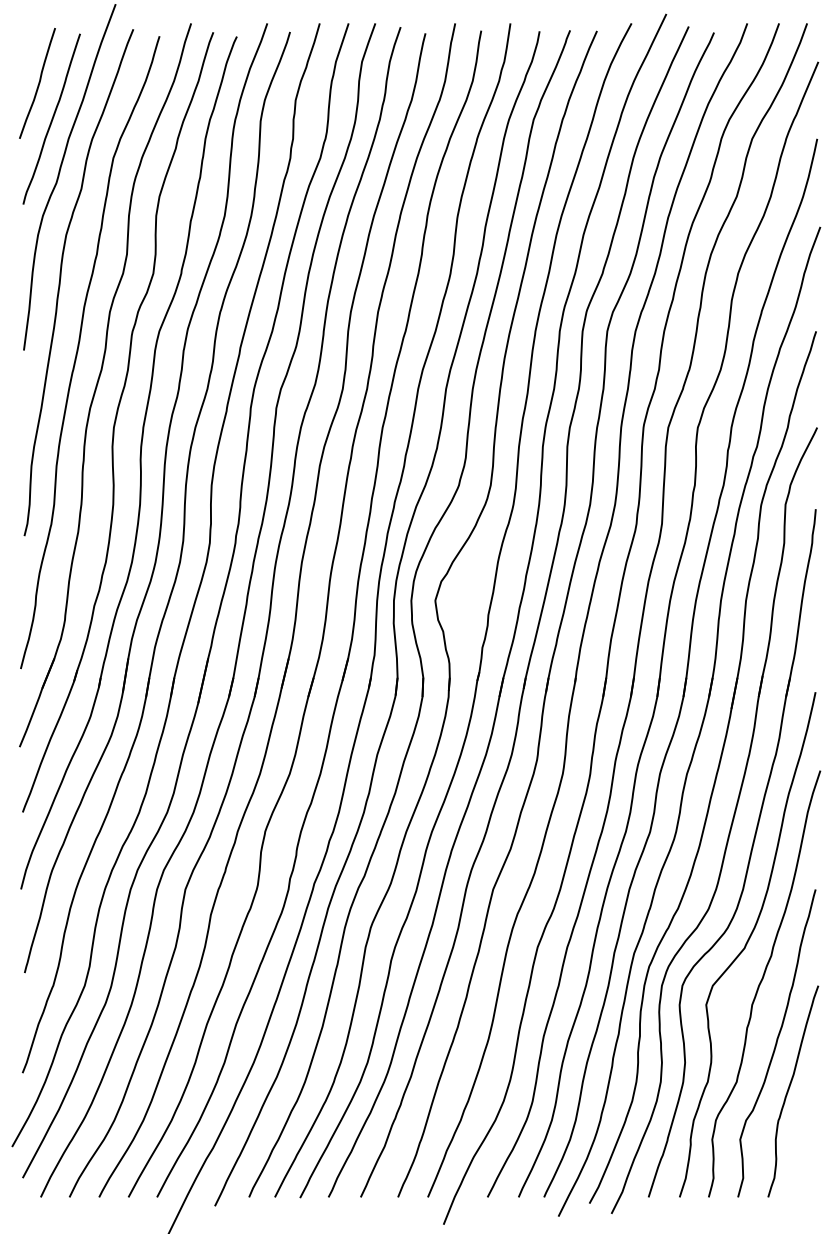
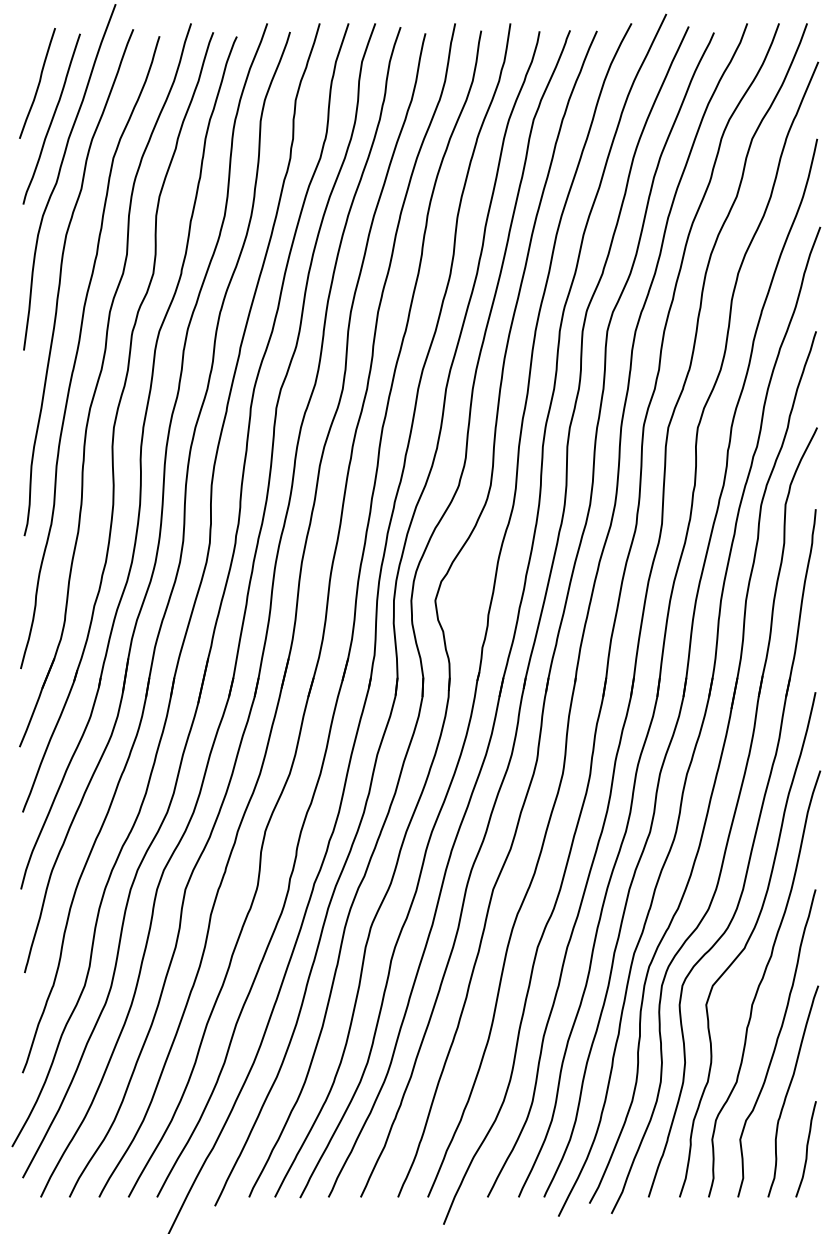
curve: none -> present (806, 1149)
